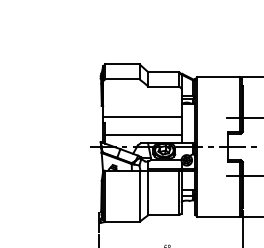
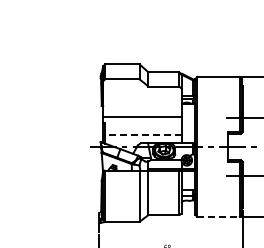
line: solid -> dashed (142, 135)
line: solid -> dashed (219, 216)
